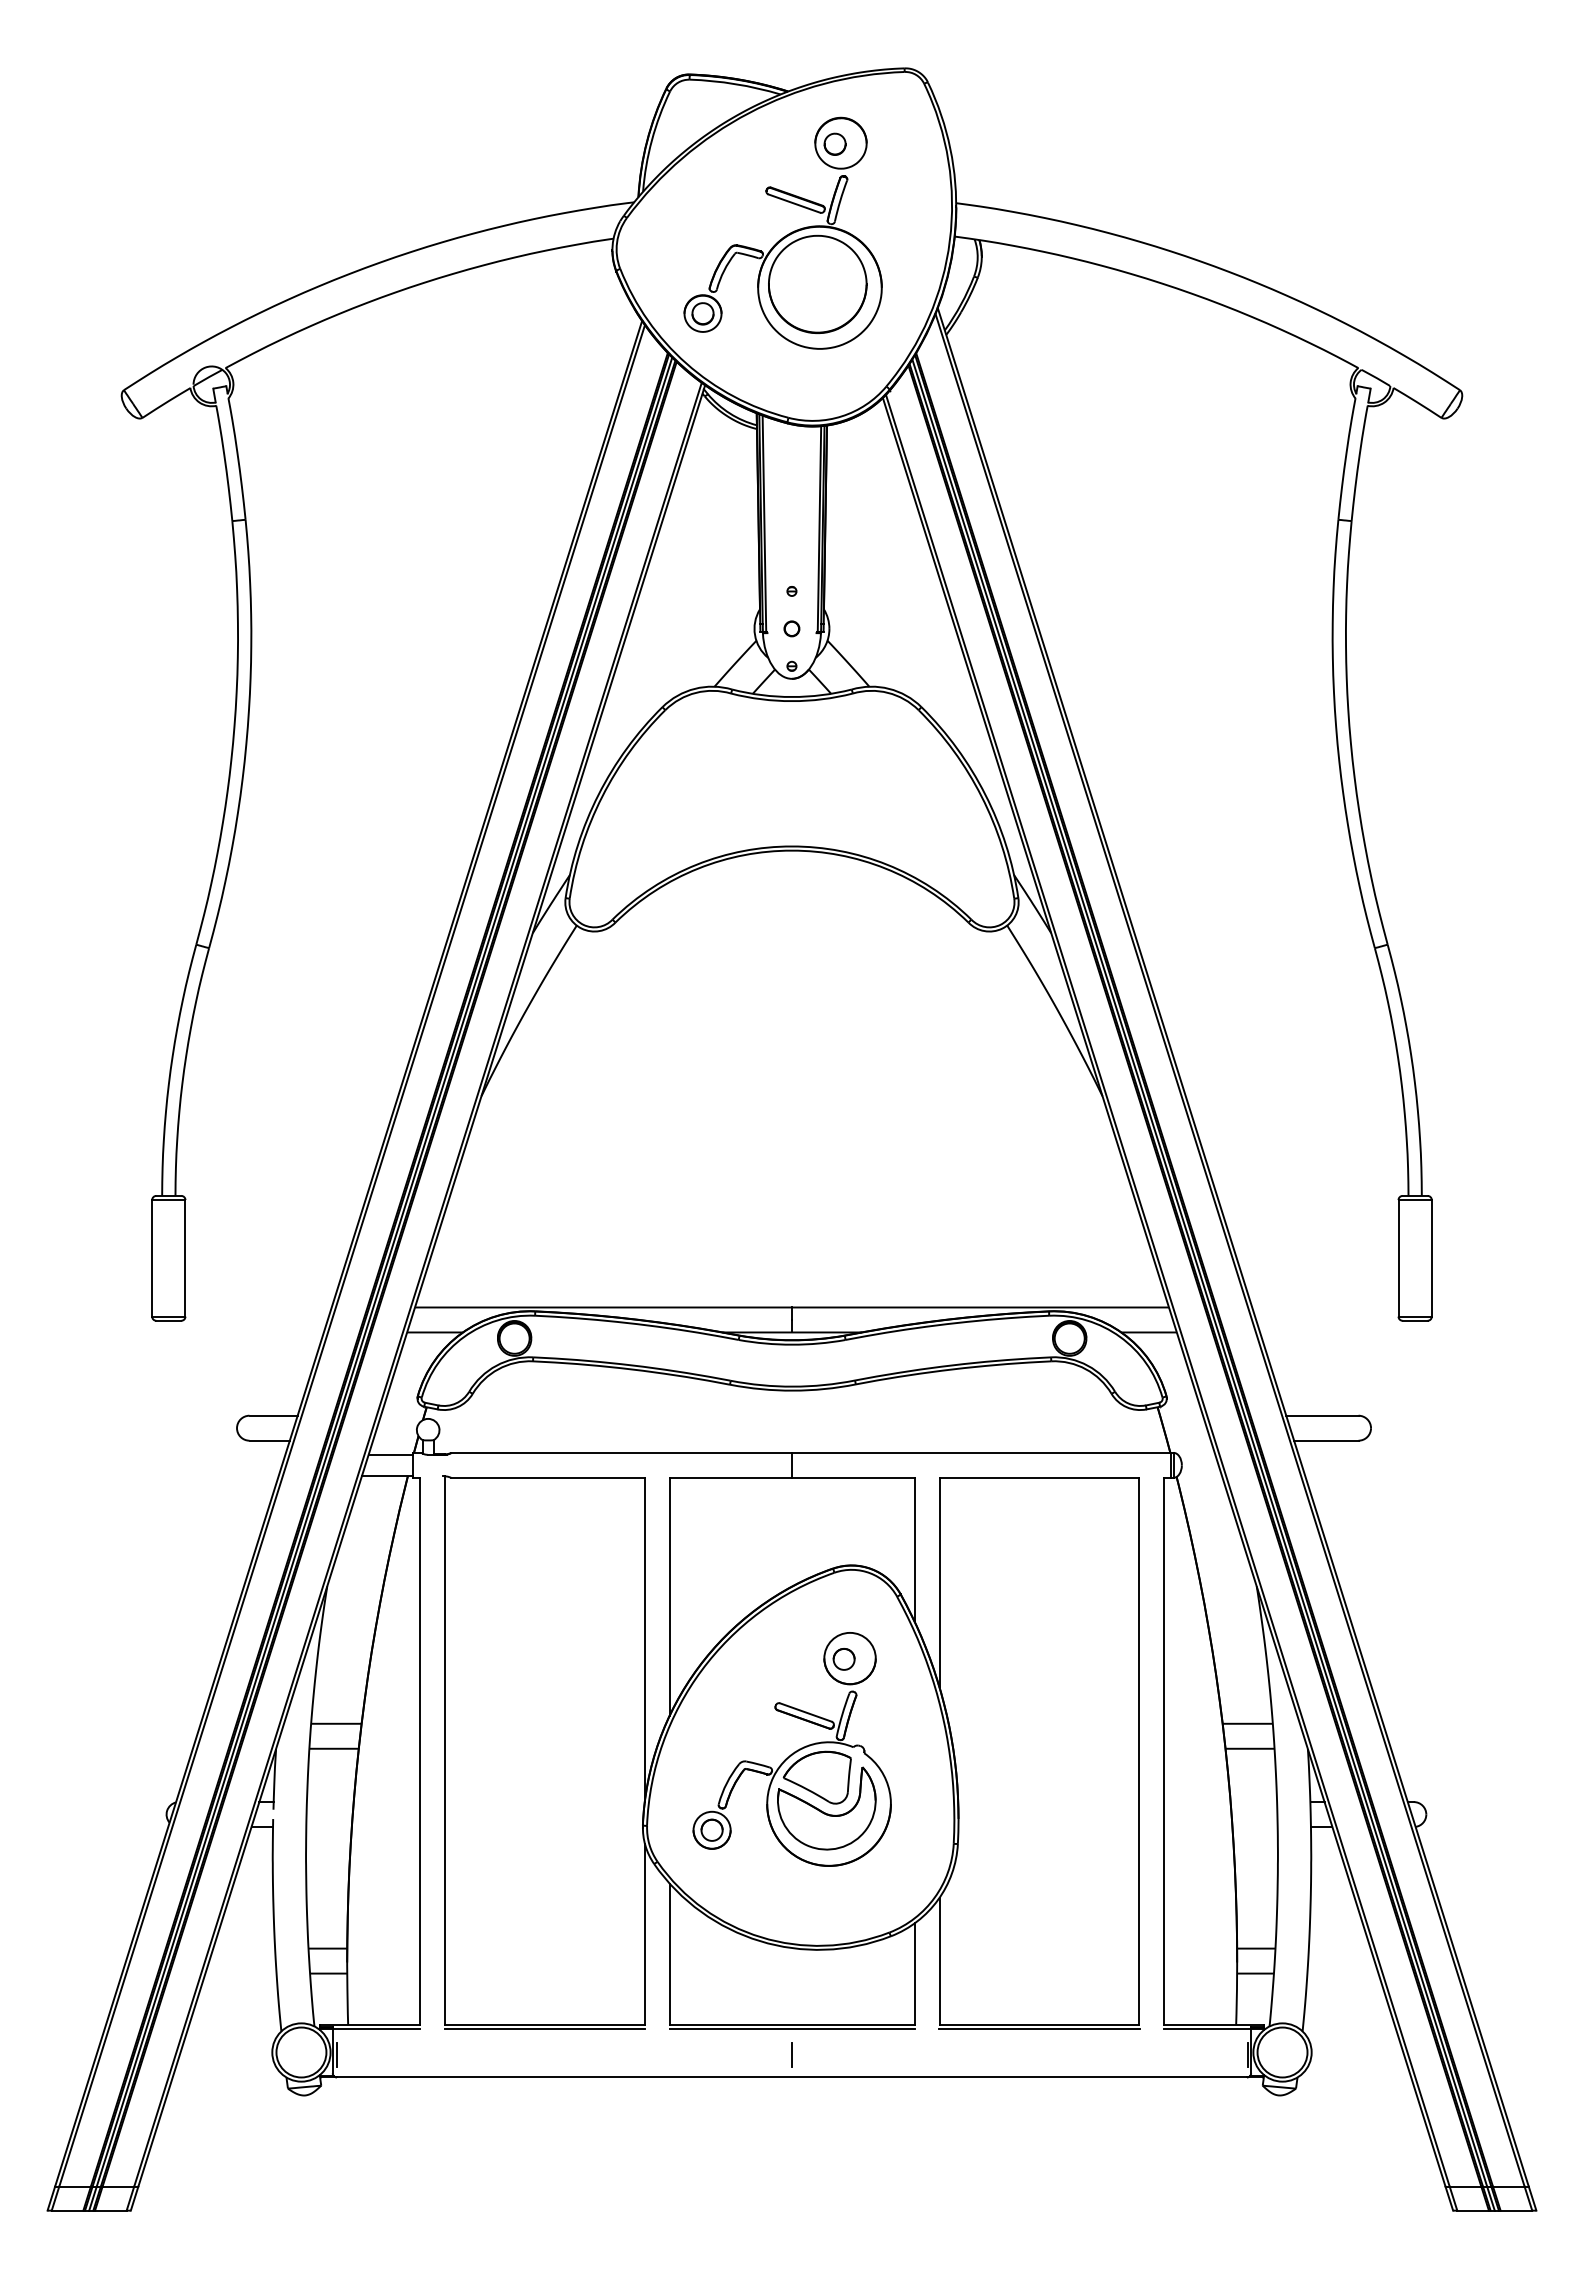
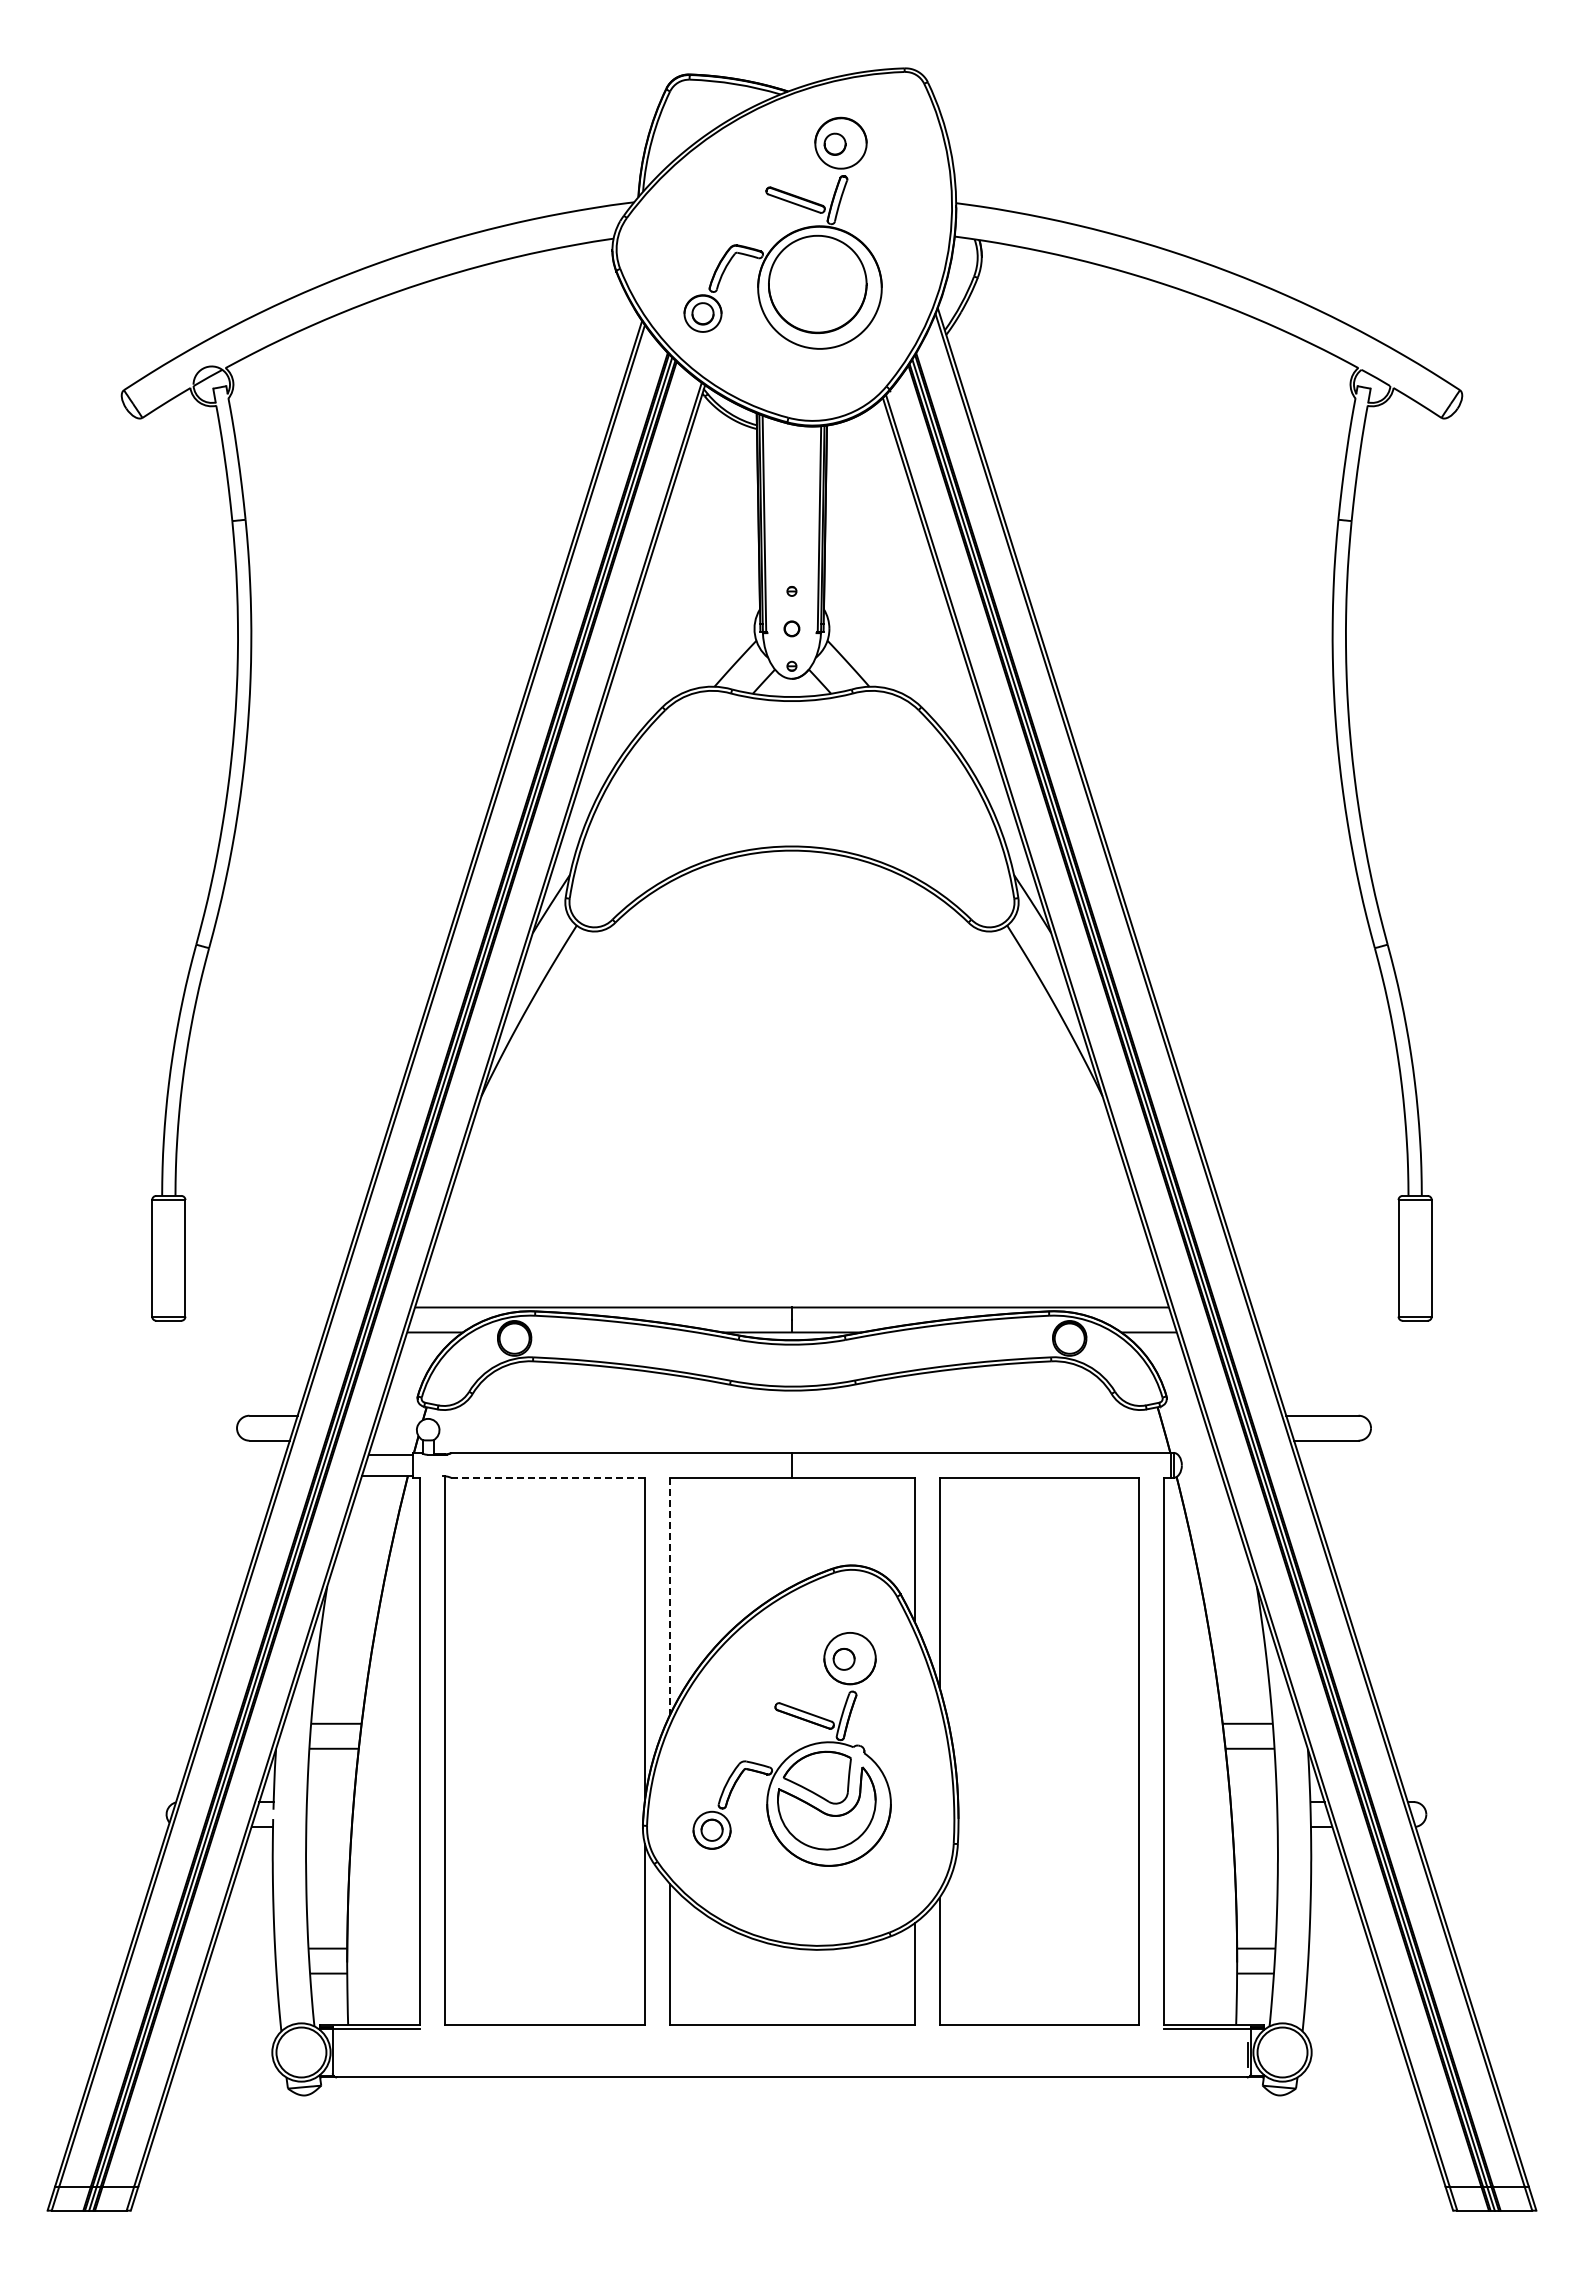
line: solid -> dashed (548, 1477)
line: solid -> dashed (669, 1596)
line: present -> none (544, 2029)
line: present -> none (791, 2029)
line: present -> none (1039, 2029)
line: present -> none (336, 2054)
line: present -> none (792, 2054)
